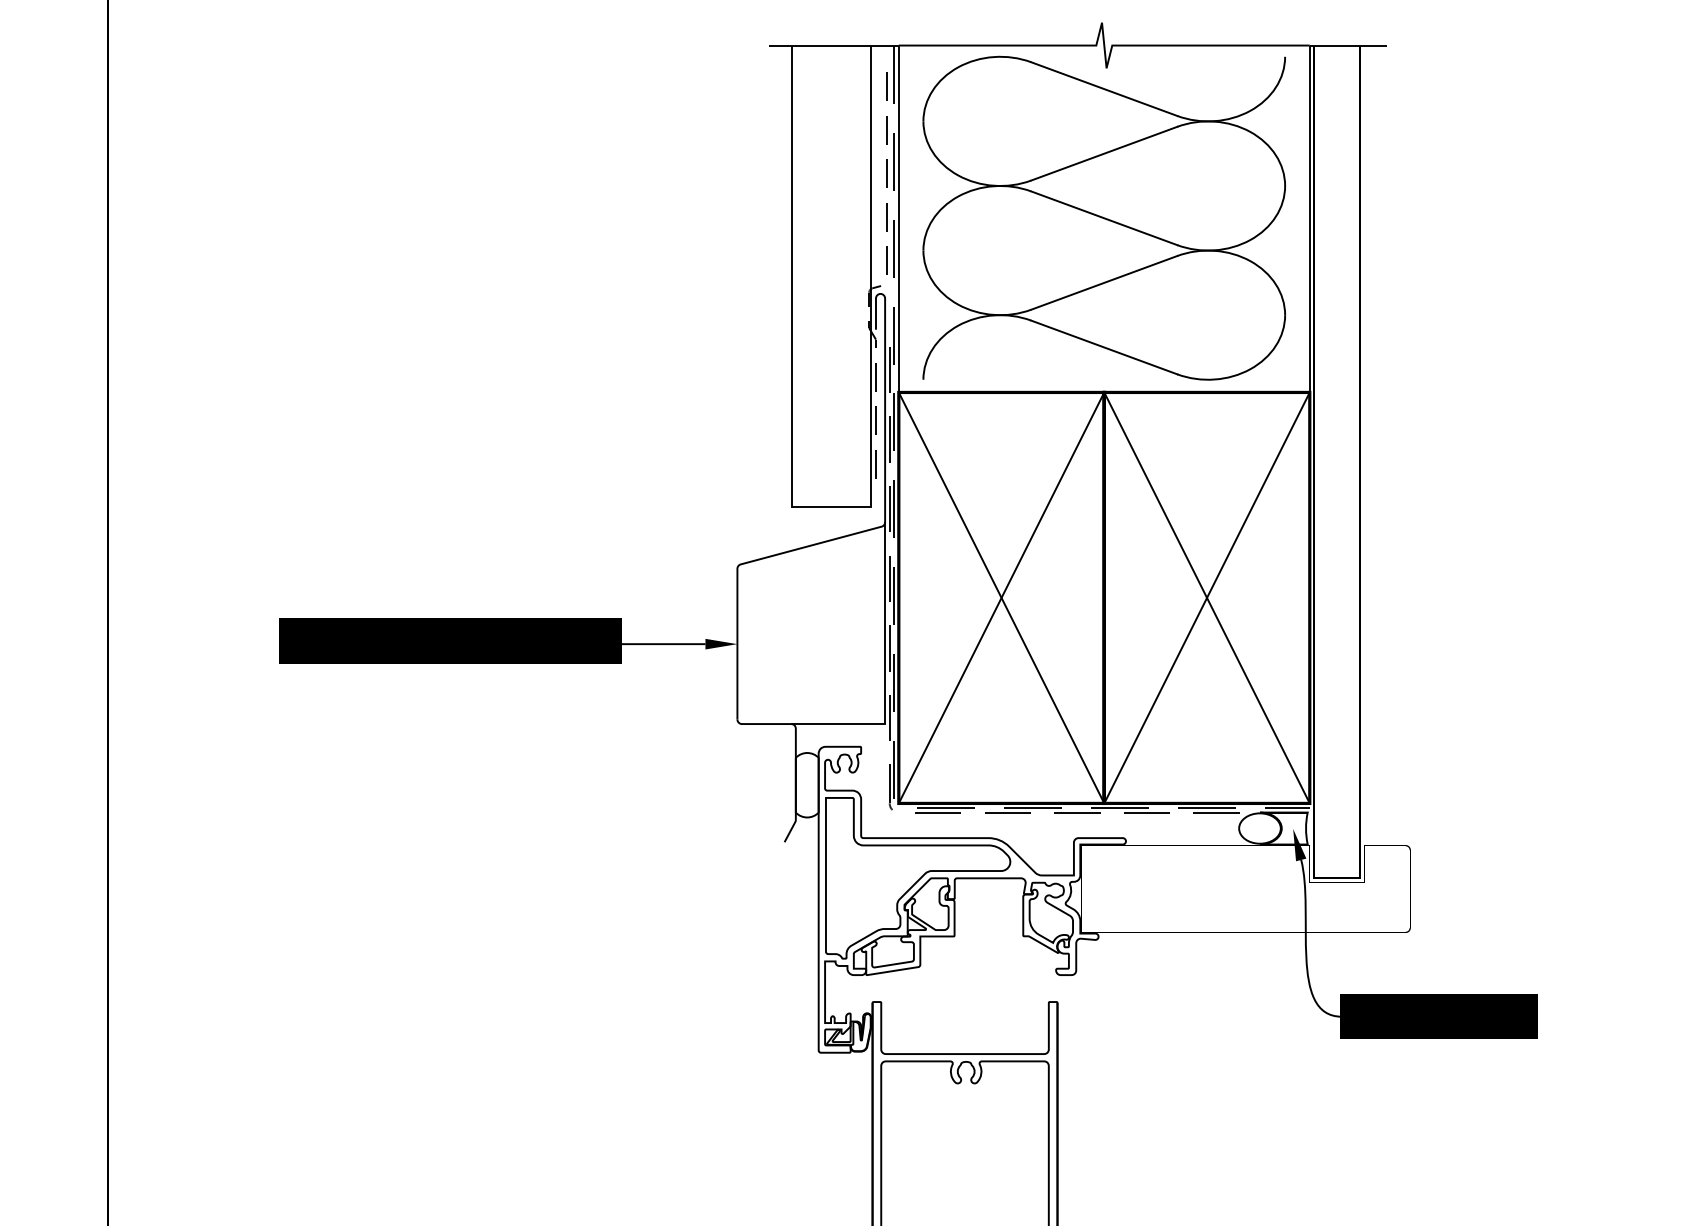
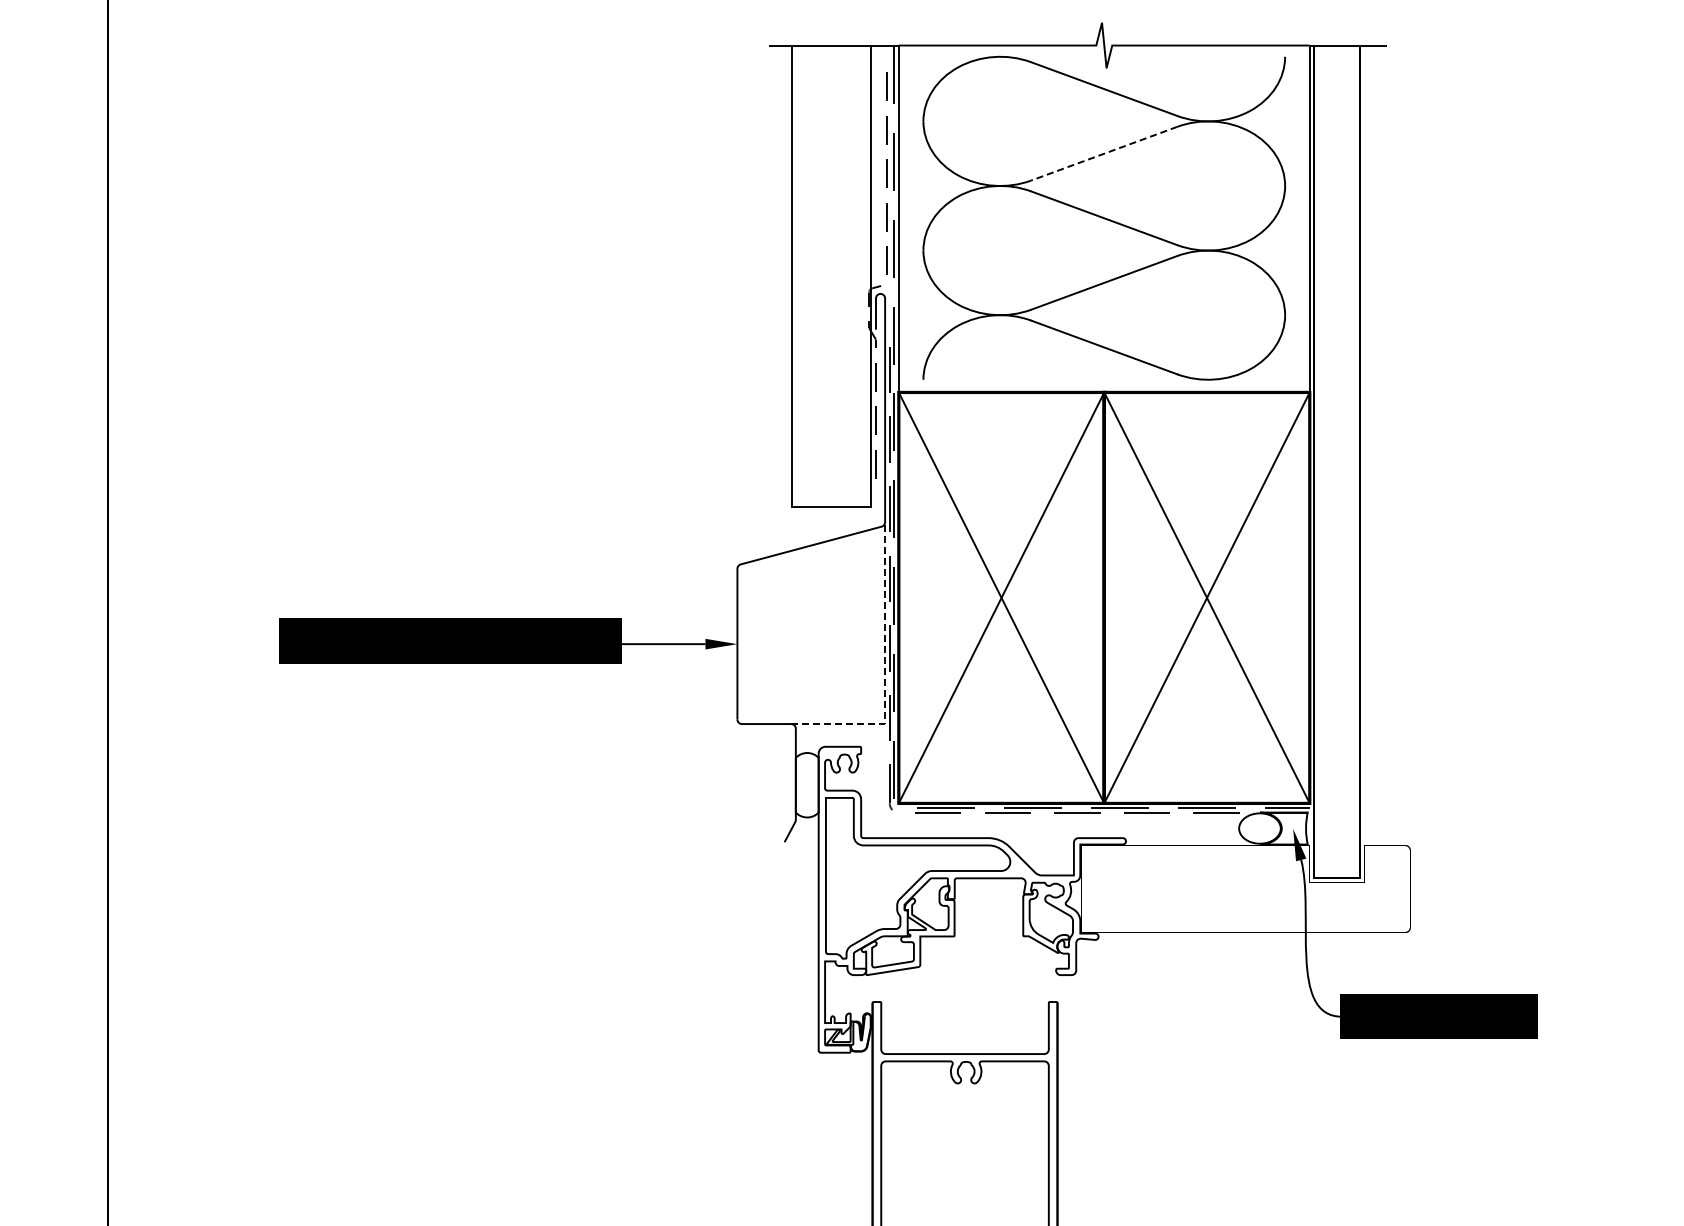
line: solid -> dashed (1104, 153)
line: solid -> dashed (885, 670)
